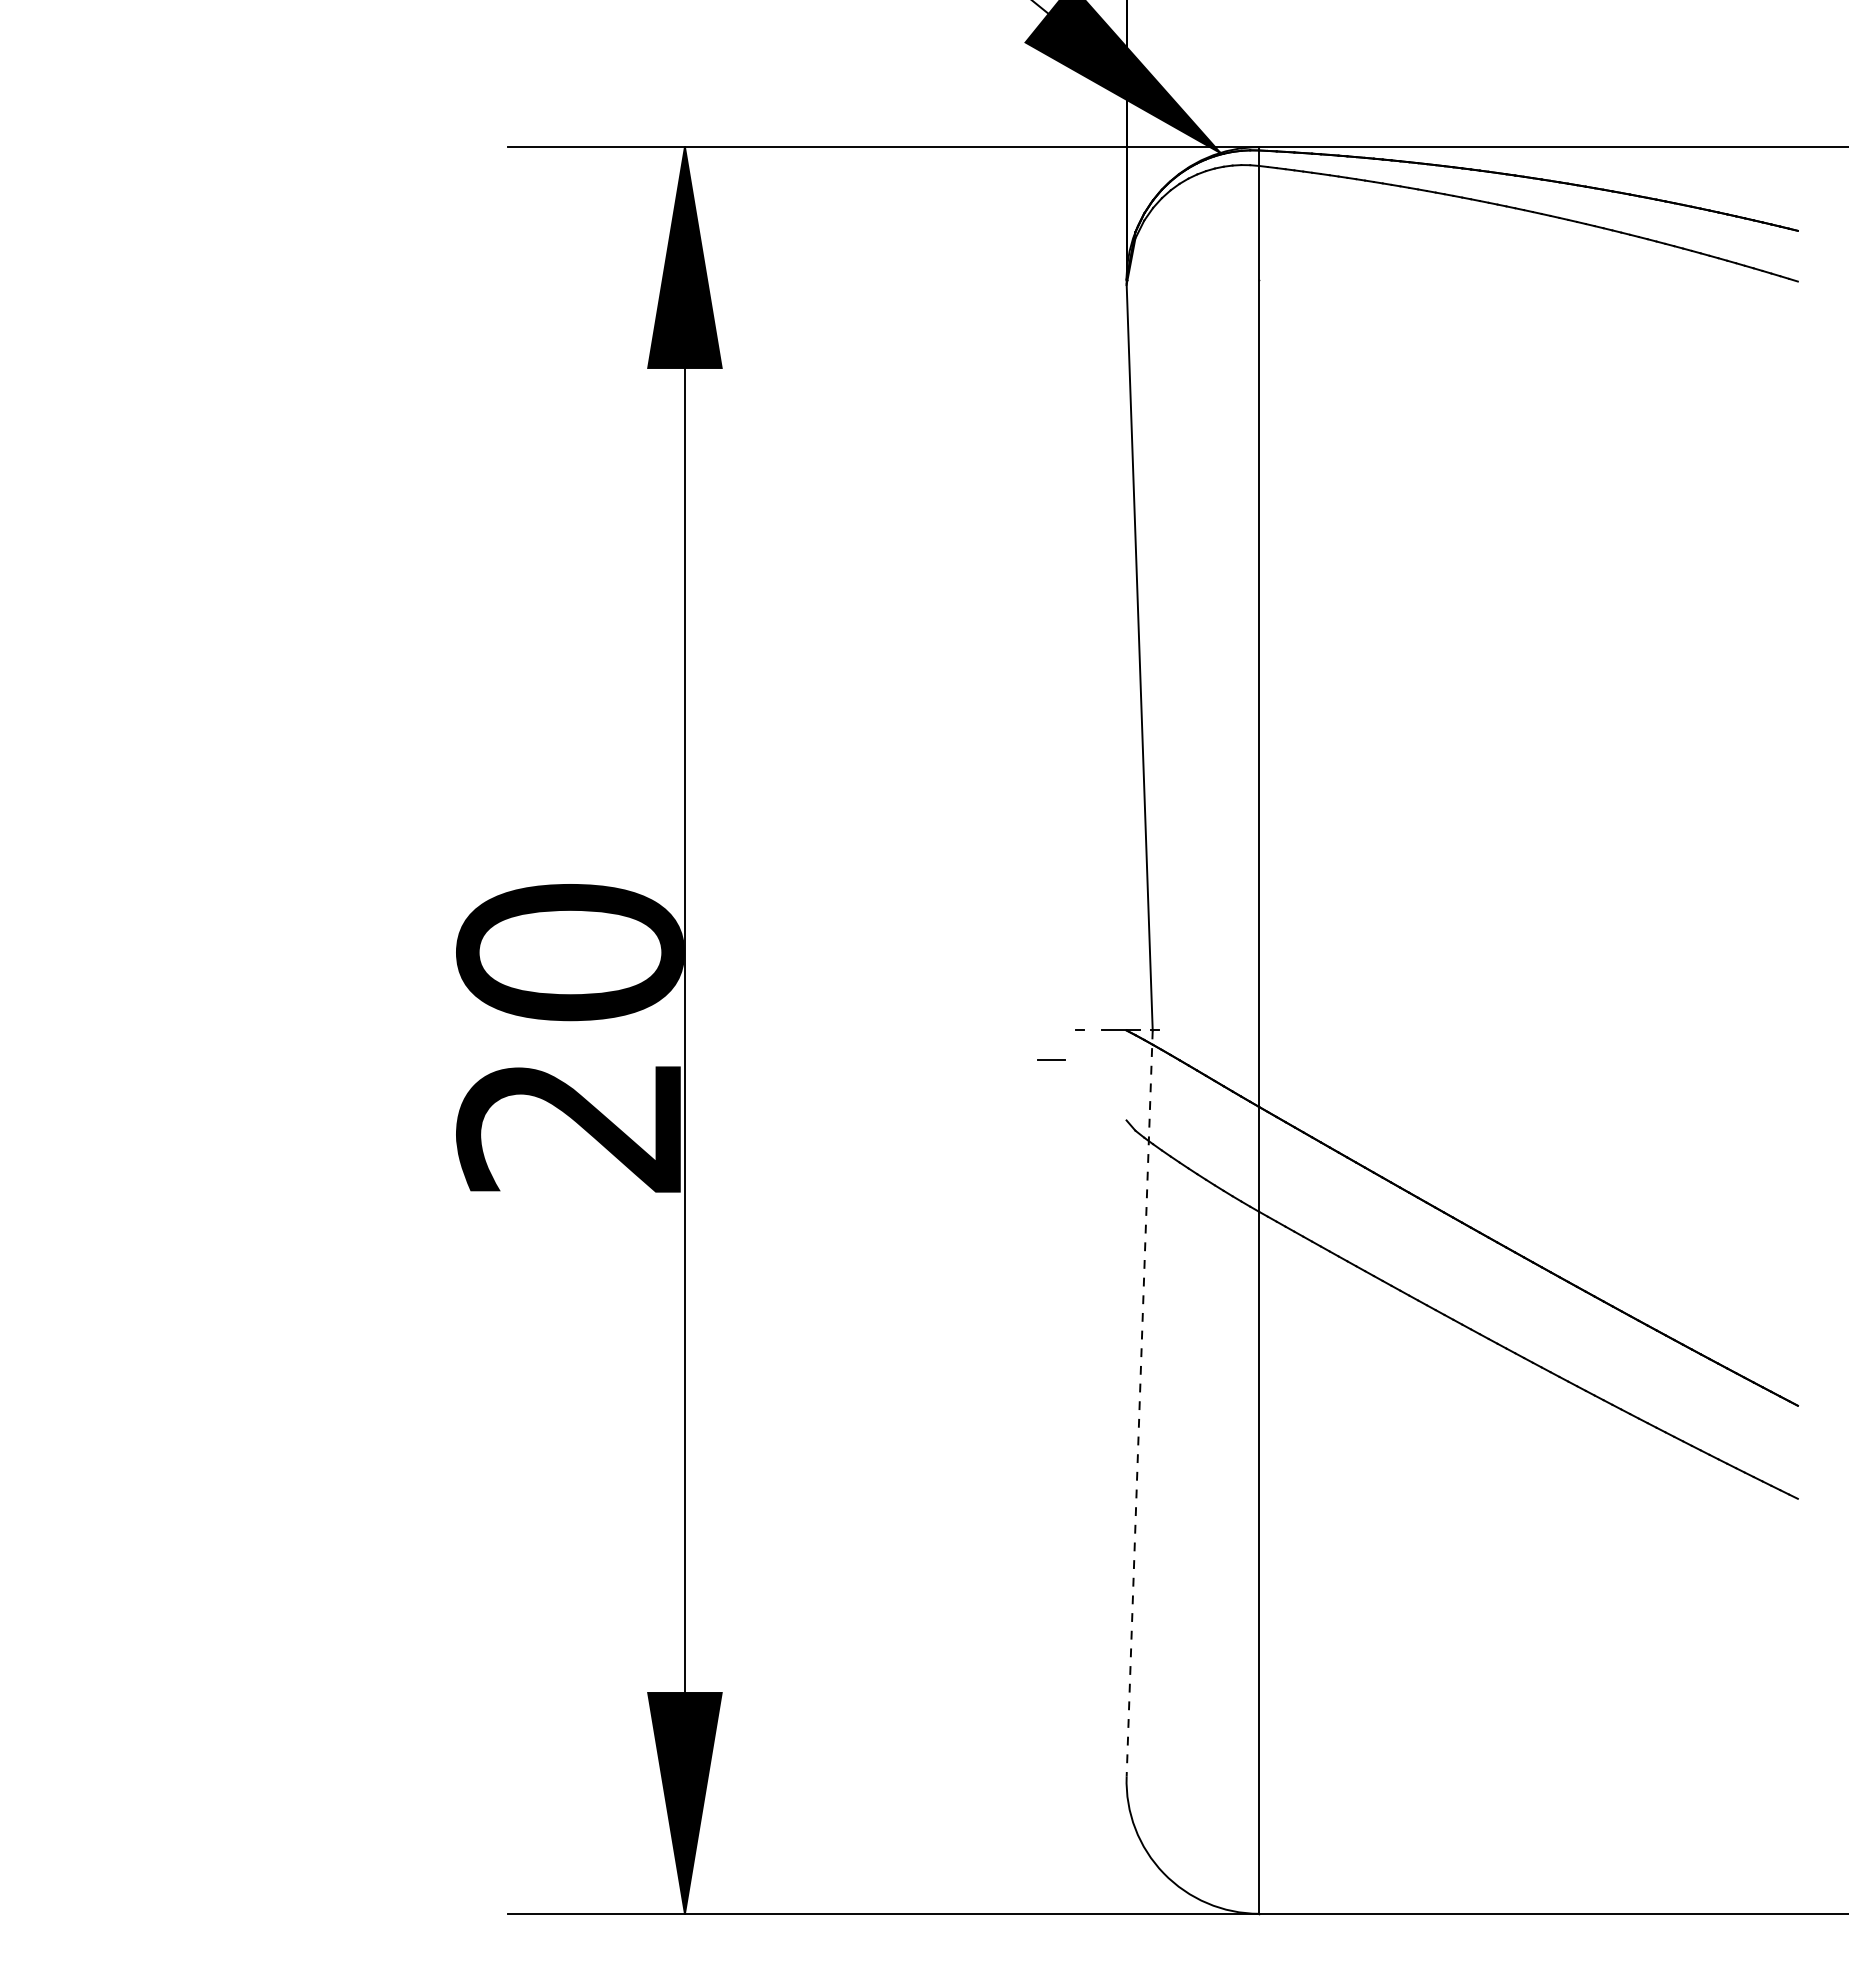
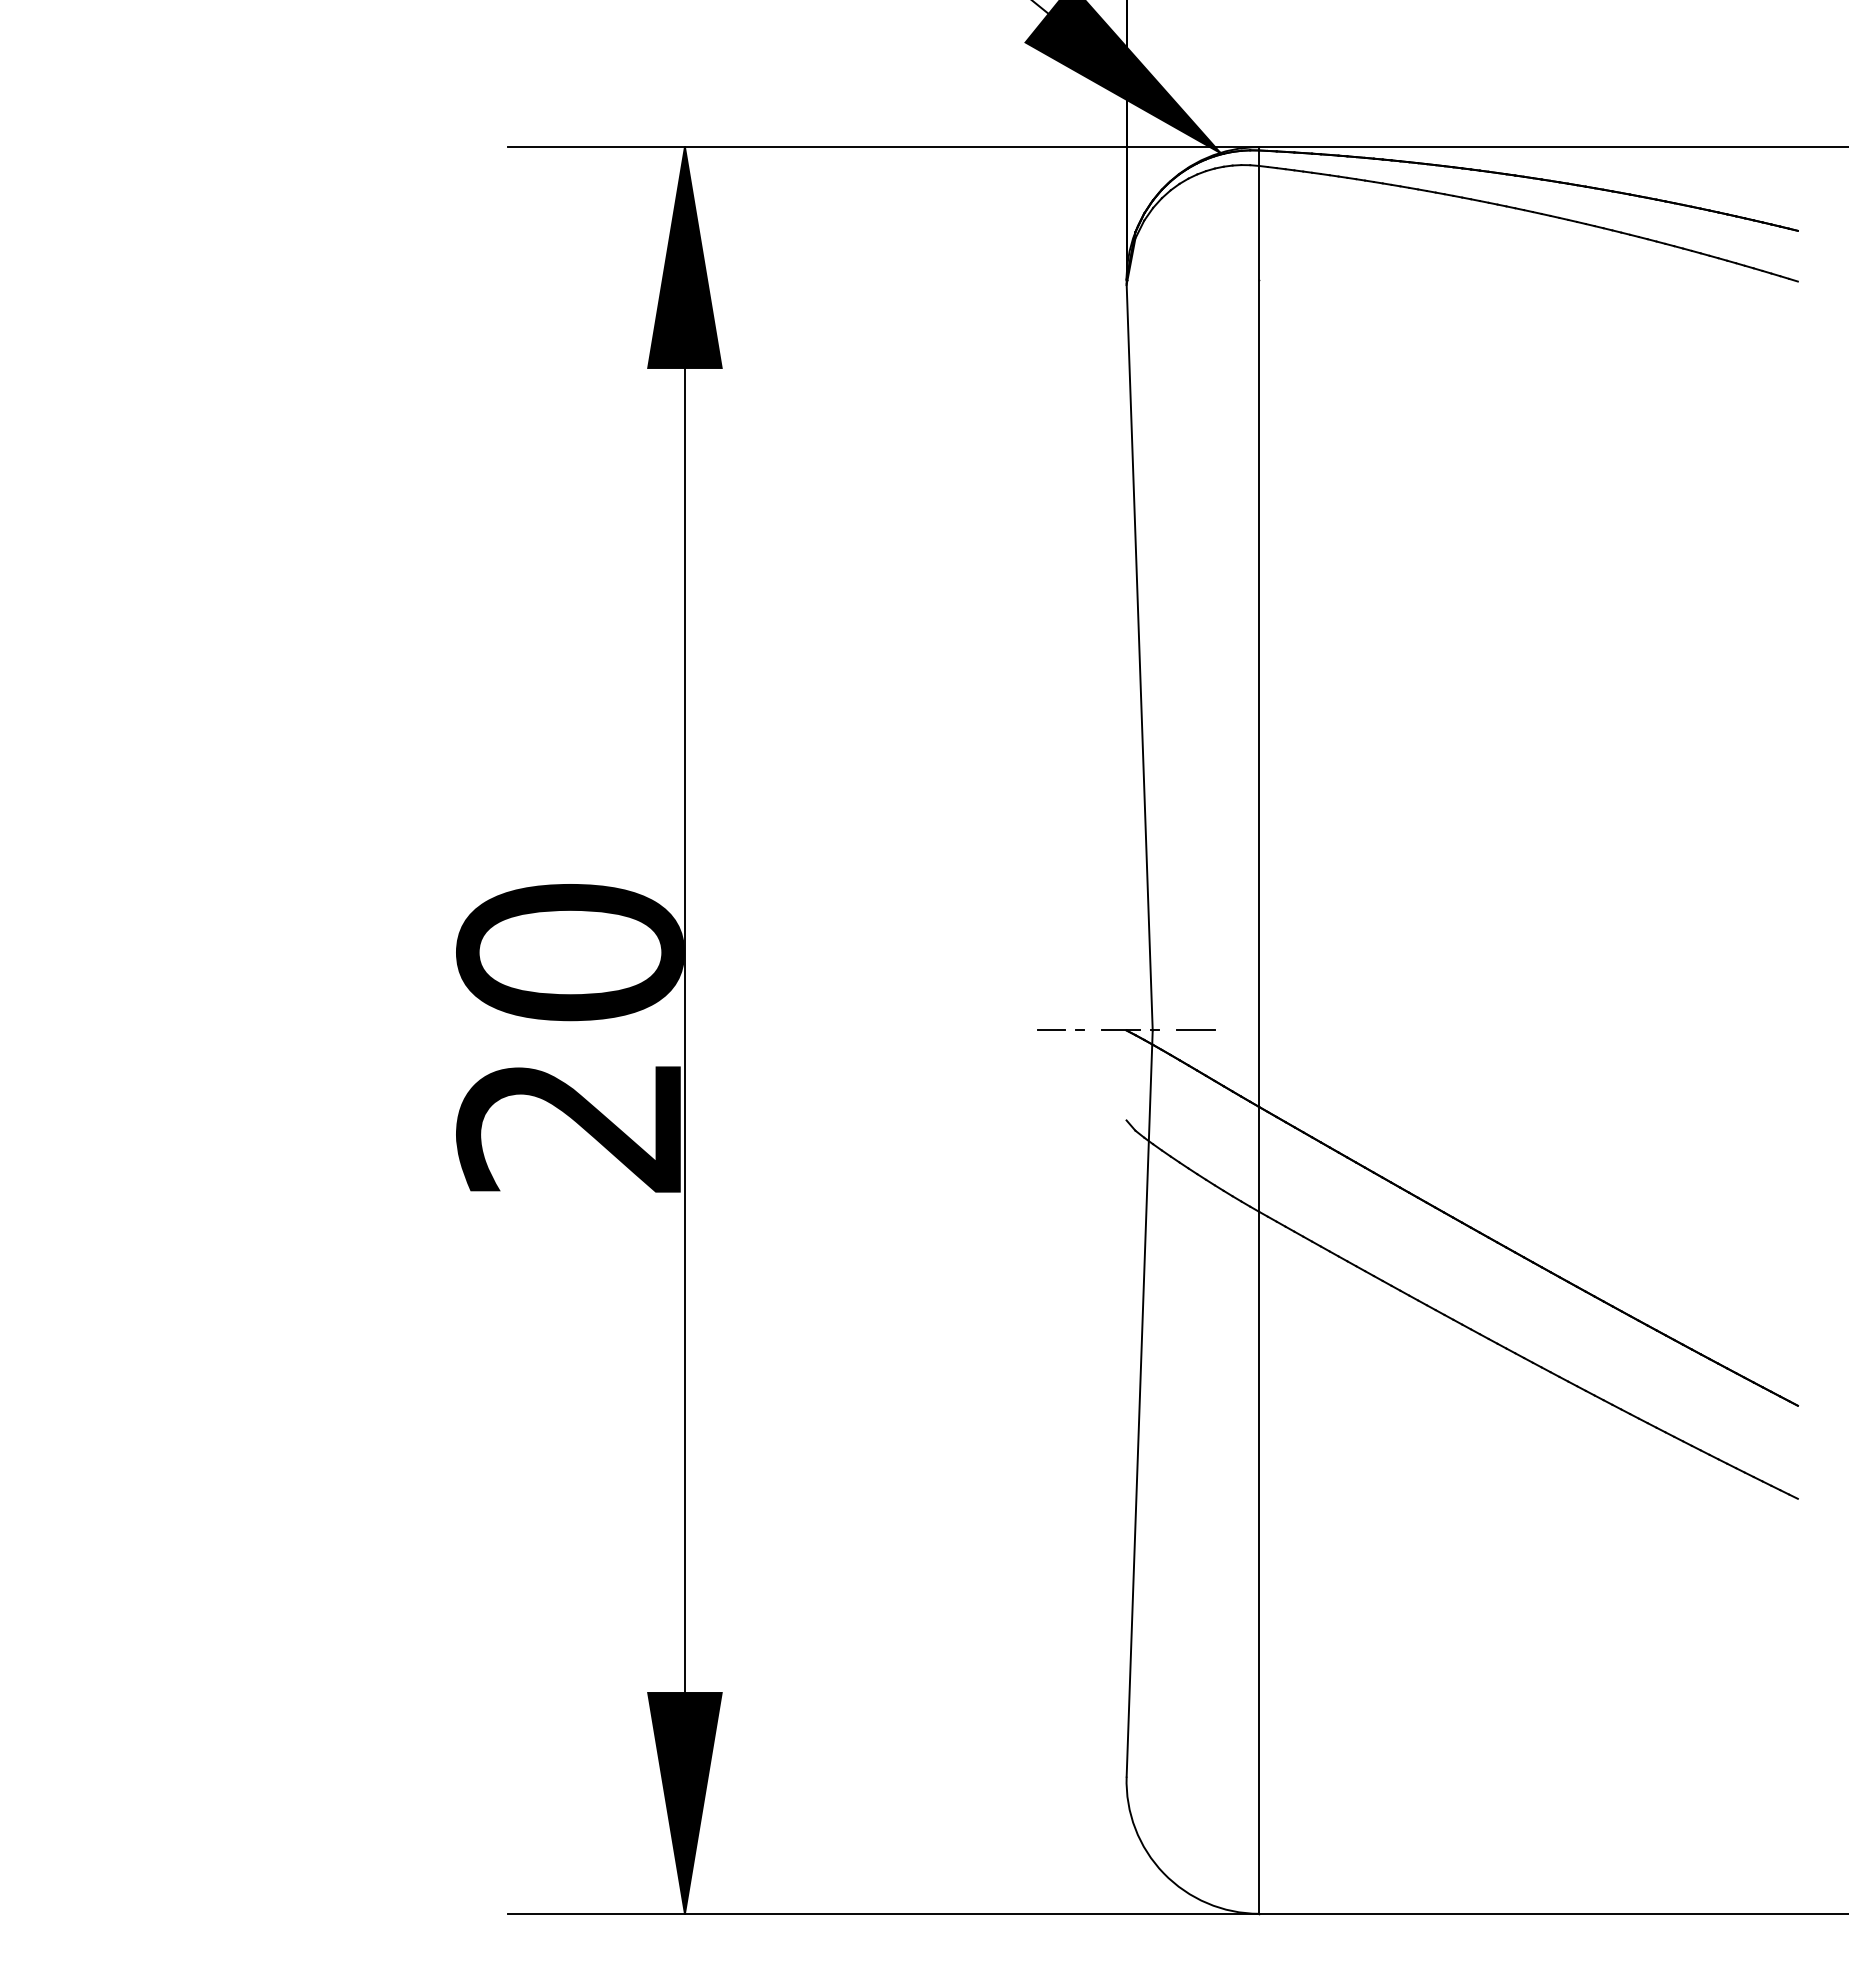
line: none -> present (1195, 1030)
line position: (1051, 1059) -> (1051, 1029) (1051, 1029)
line: dashed -> solid (1139, 1404)
